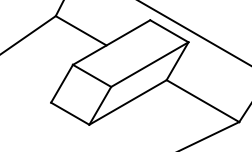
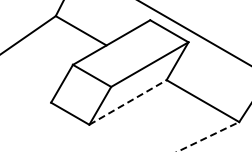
line: solid -> dashed (128, 102)
line: solid -> dashed (208, 136)
